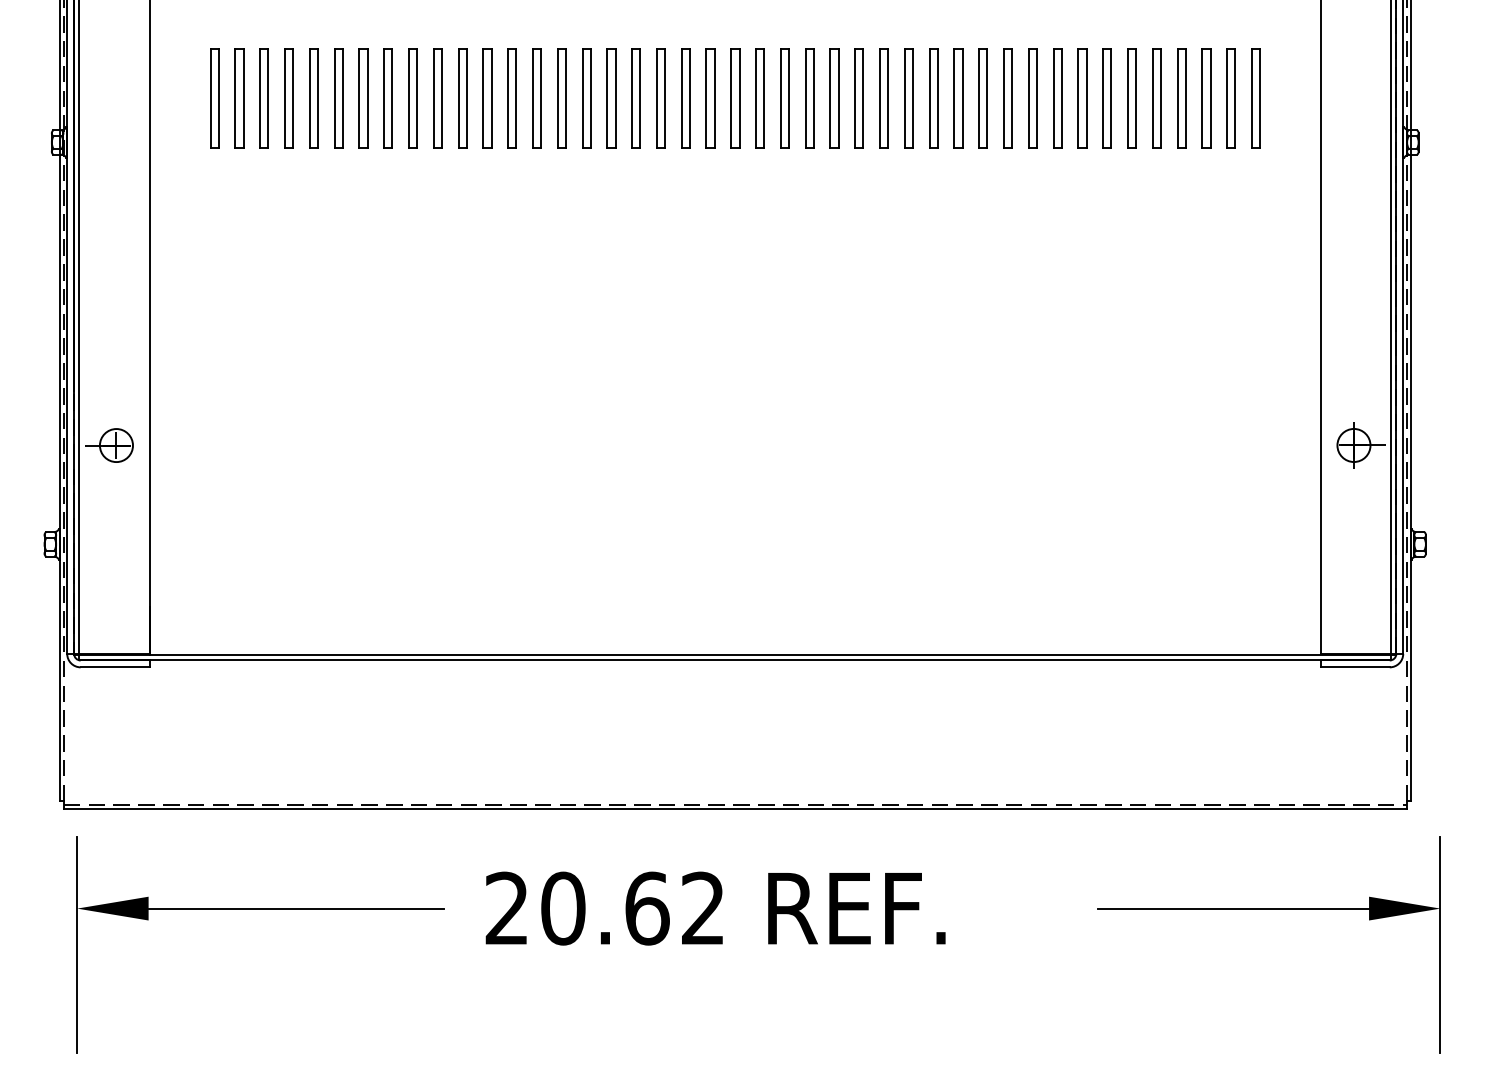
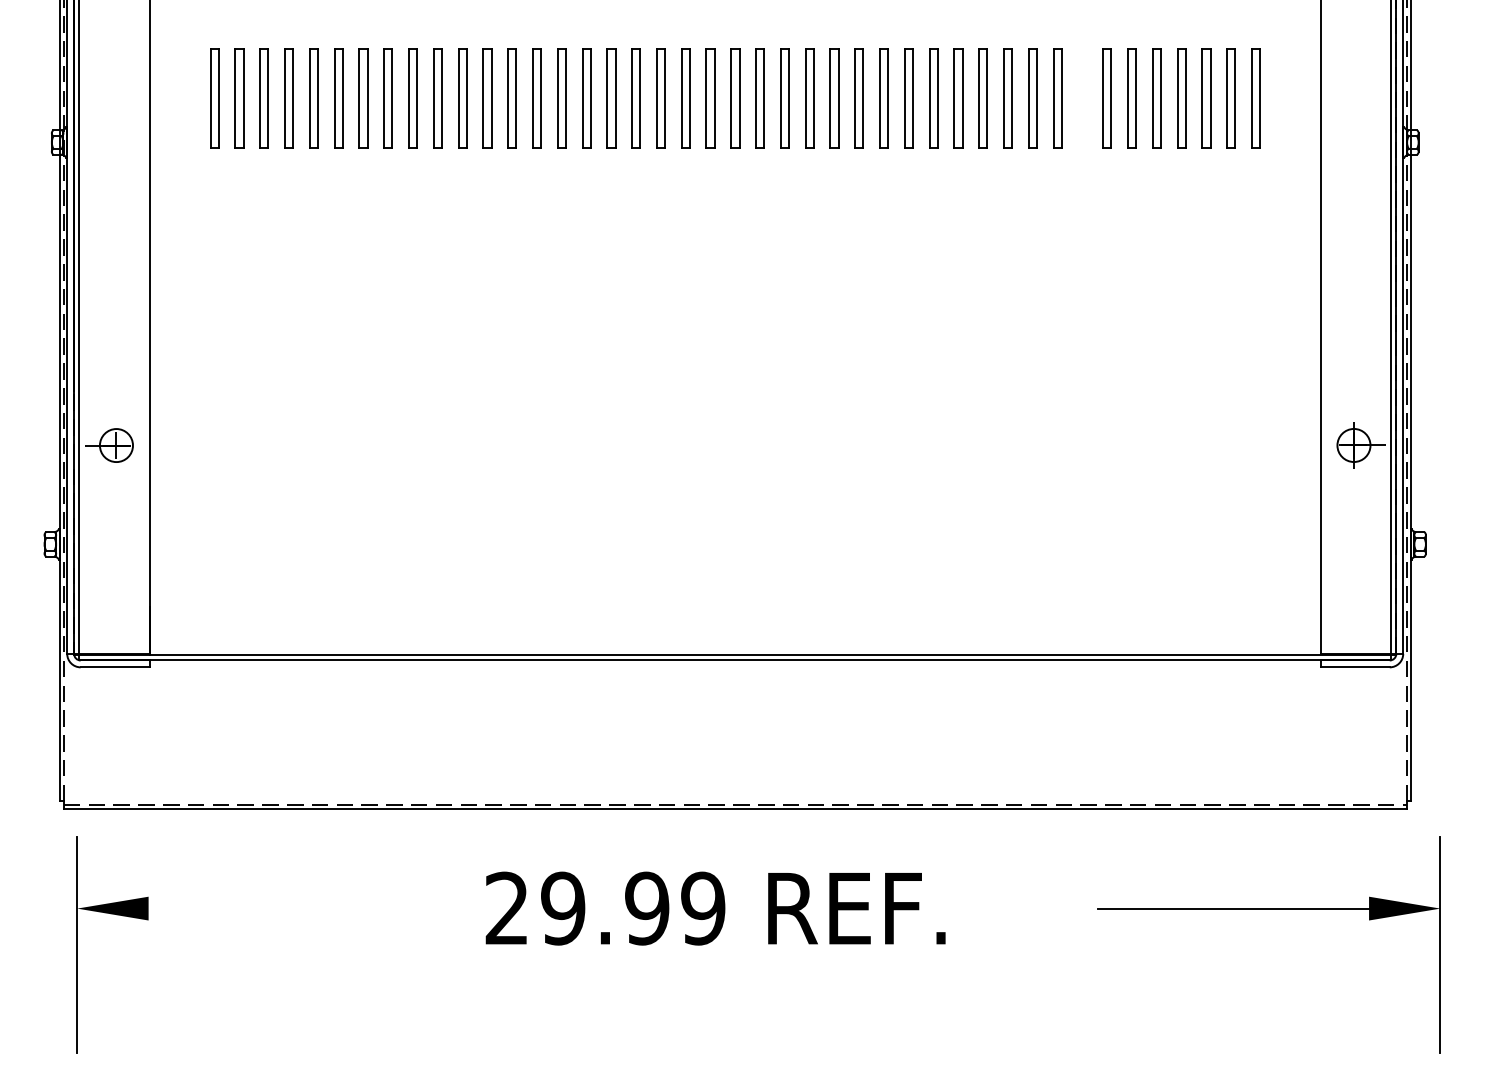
part: present -> none (1082, 98)
line: present -> none (295, 908)
text: 20.62 -> 29.99 (633, 908)
